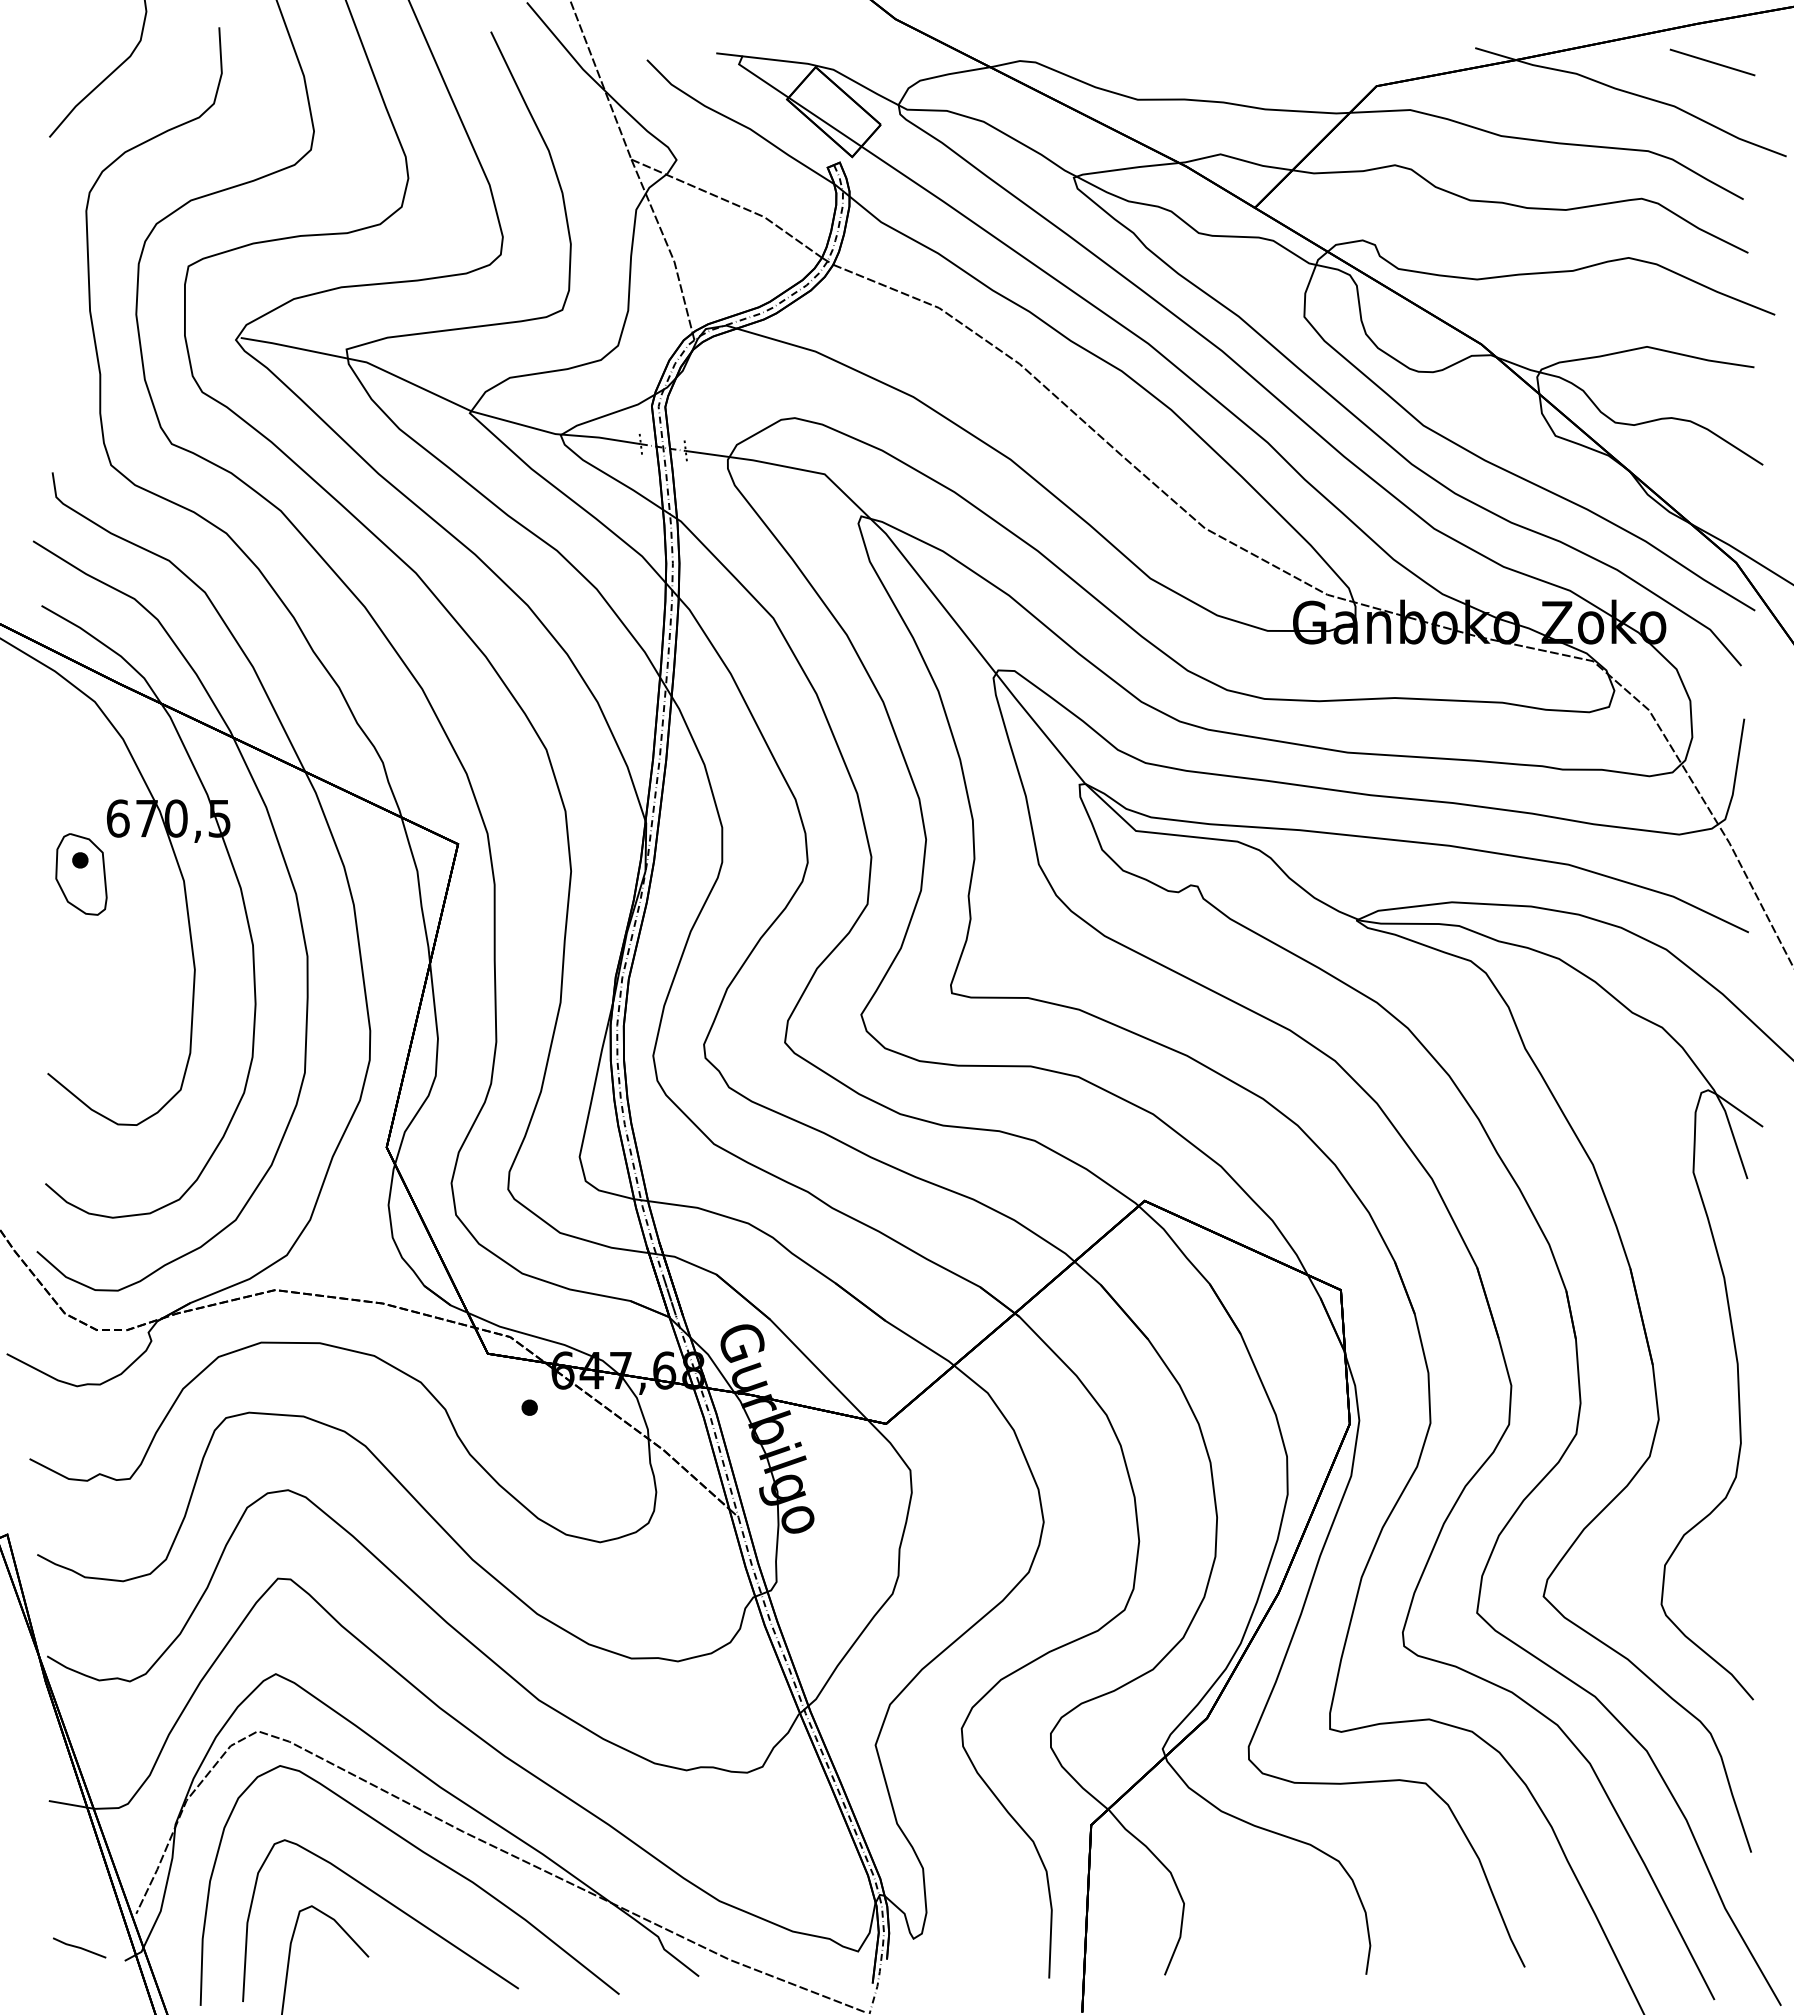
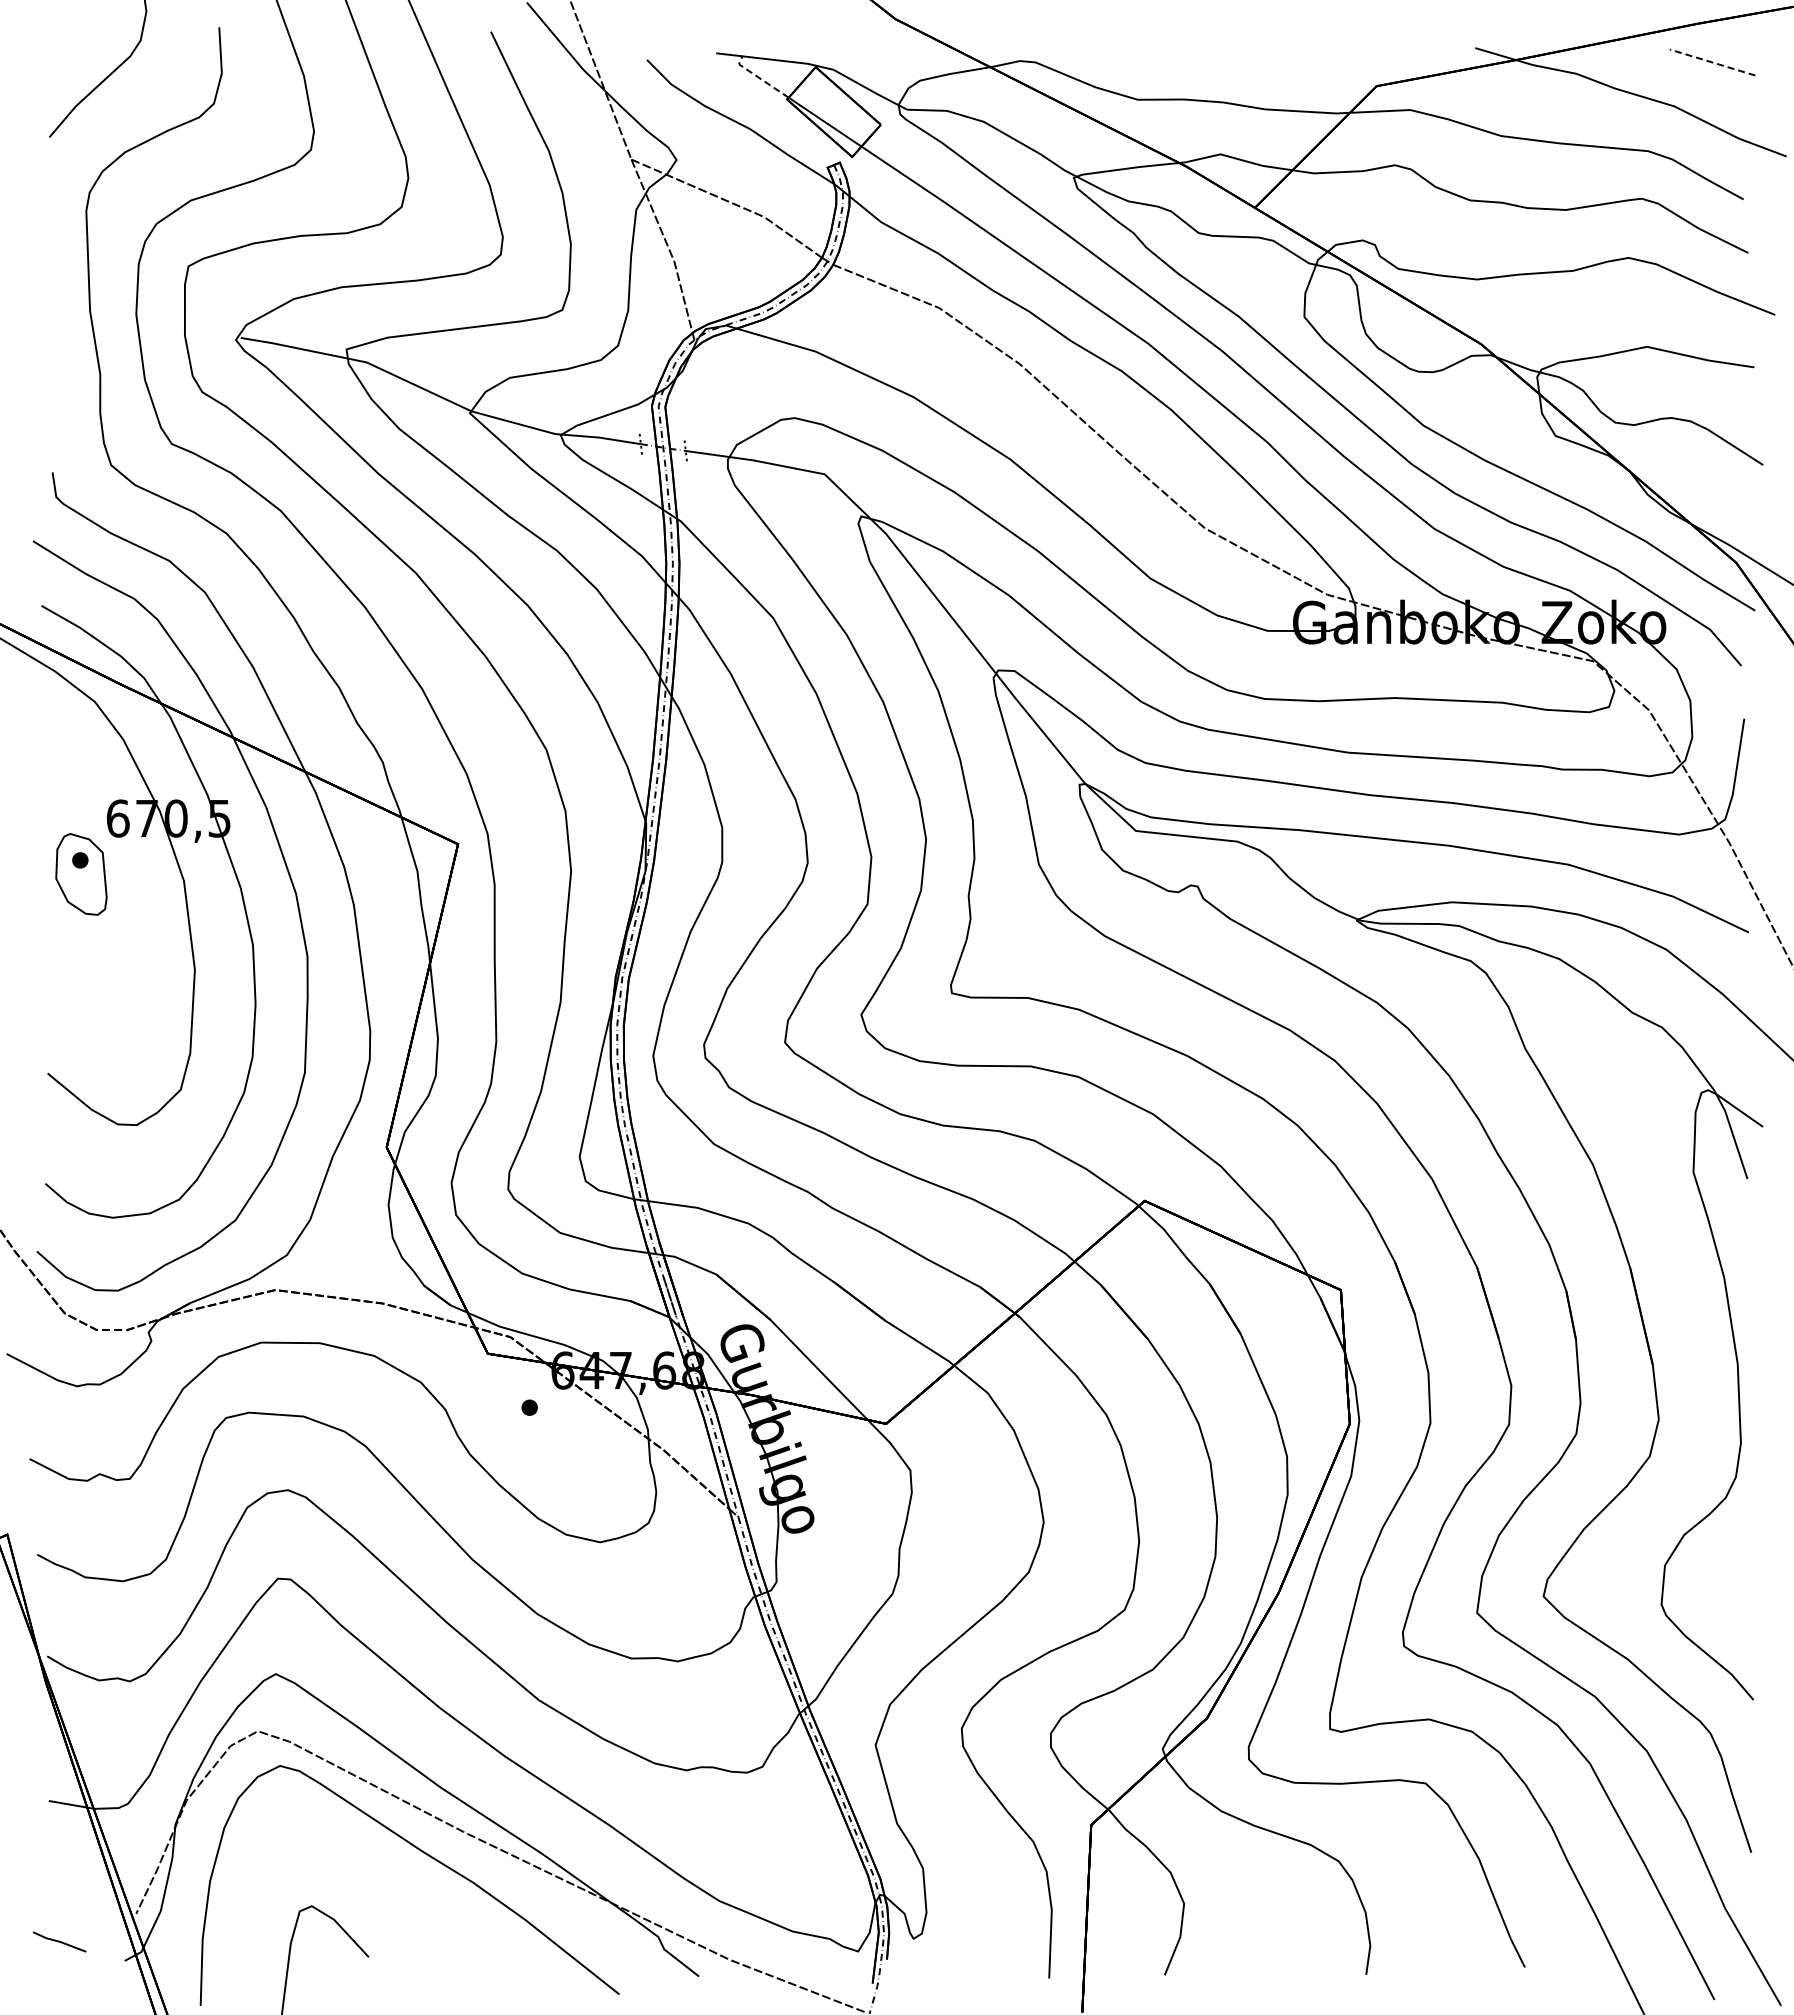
line: solid -> dashed (1712, 62)
line: solid -> dashed (758, 77)
curve: present -> none (391, 1905)
line position: (79, 1947) -> (59, 1941) (59, 1941)
